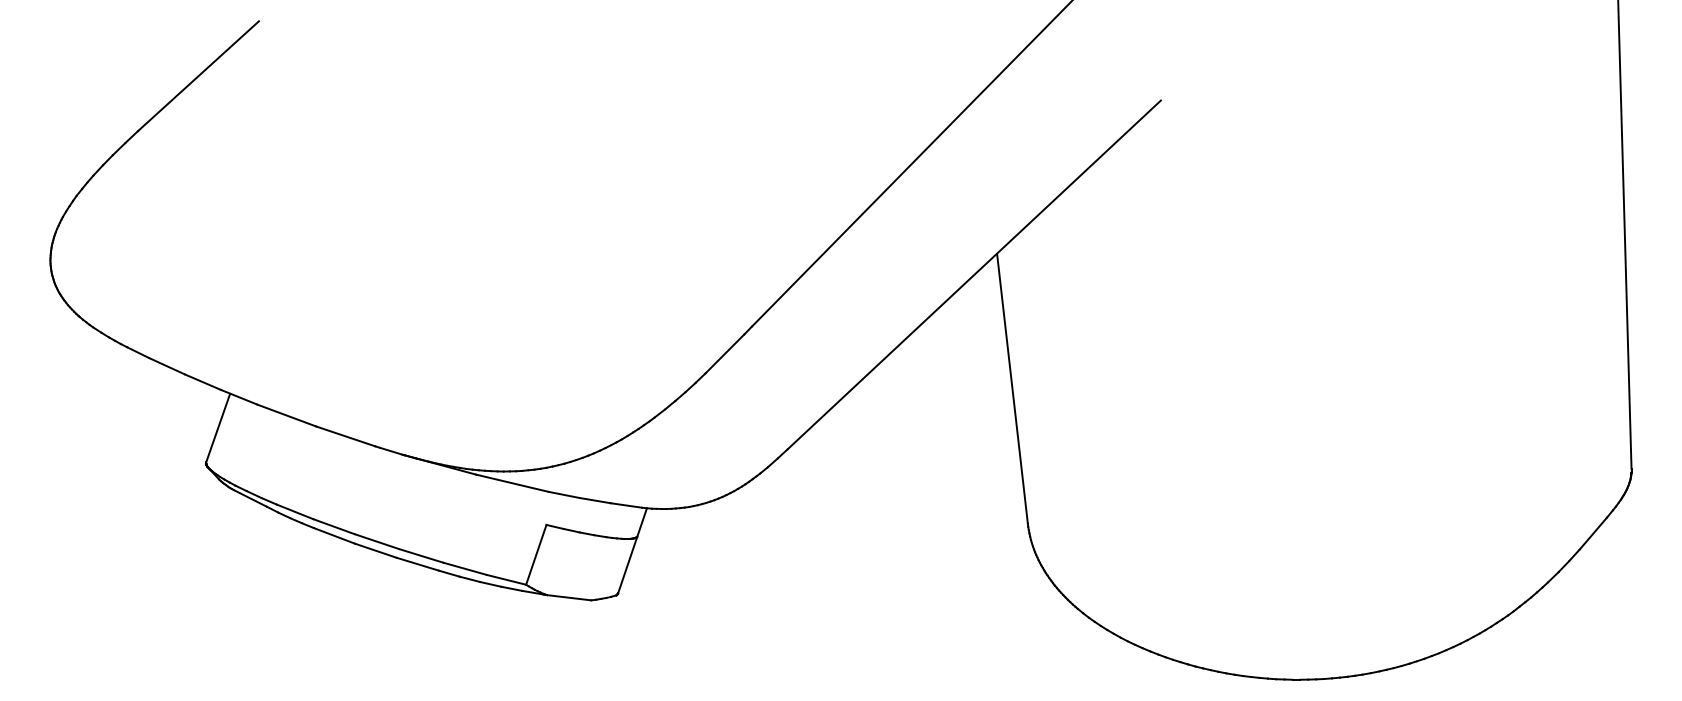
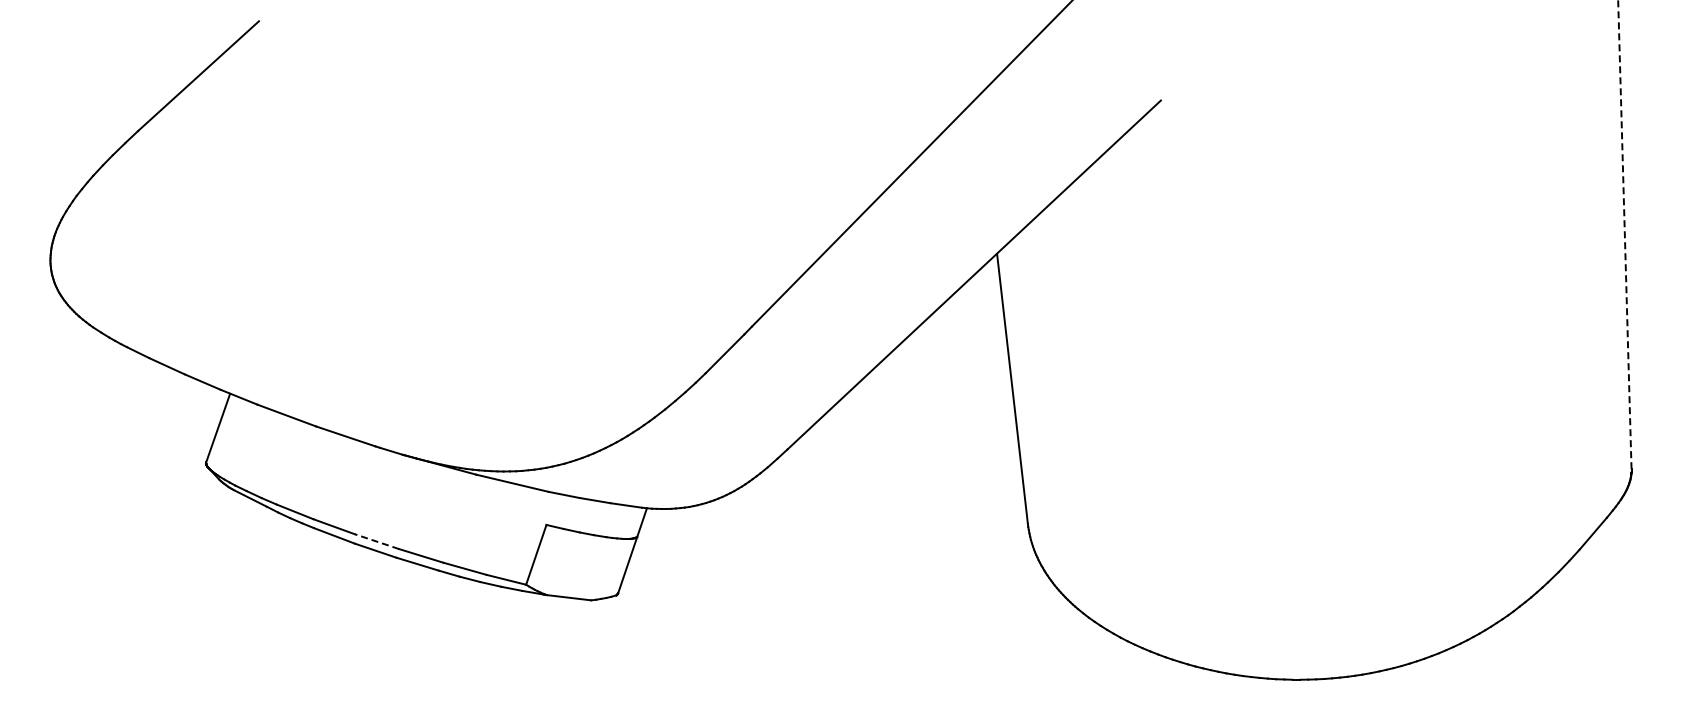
line: solid -> dashed (1624, 234)
line: solid -> dashed (376, 541)
